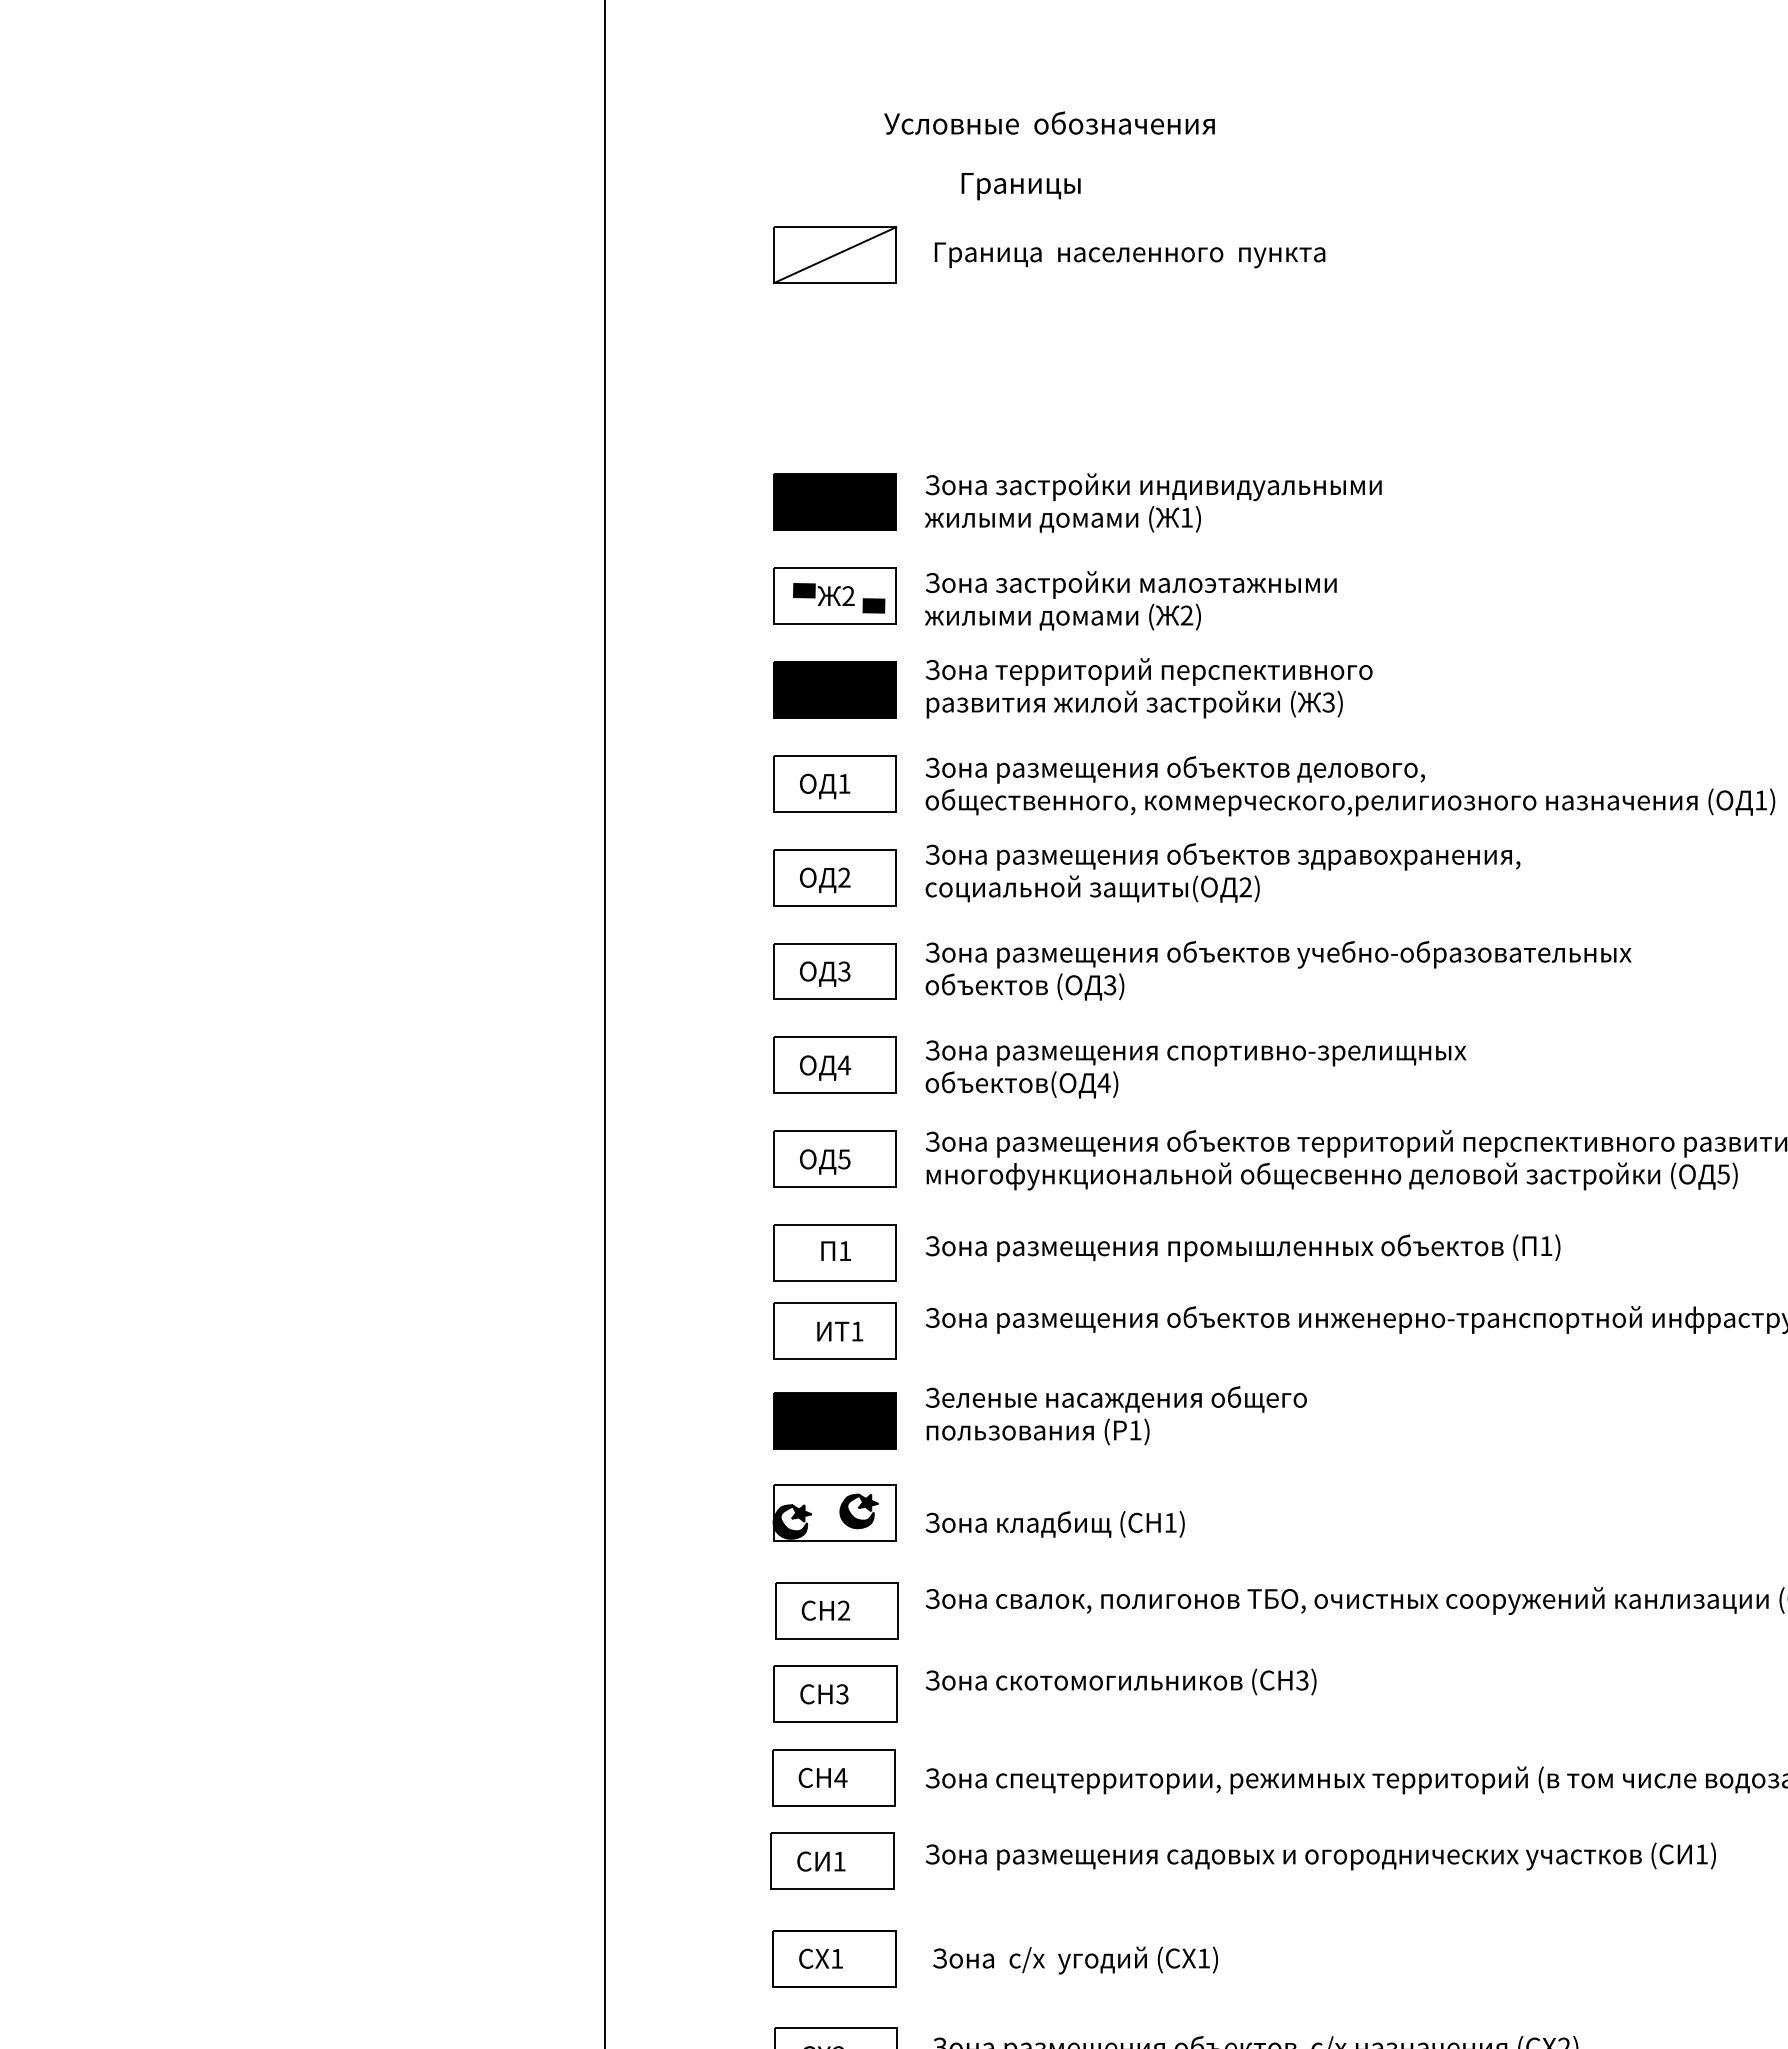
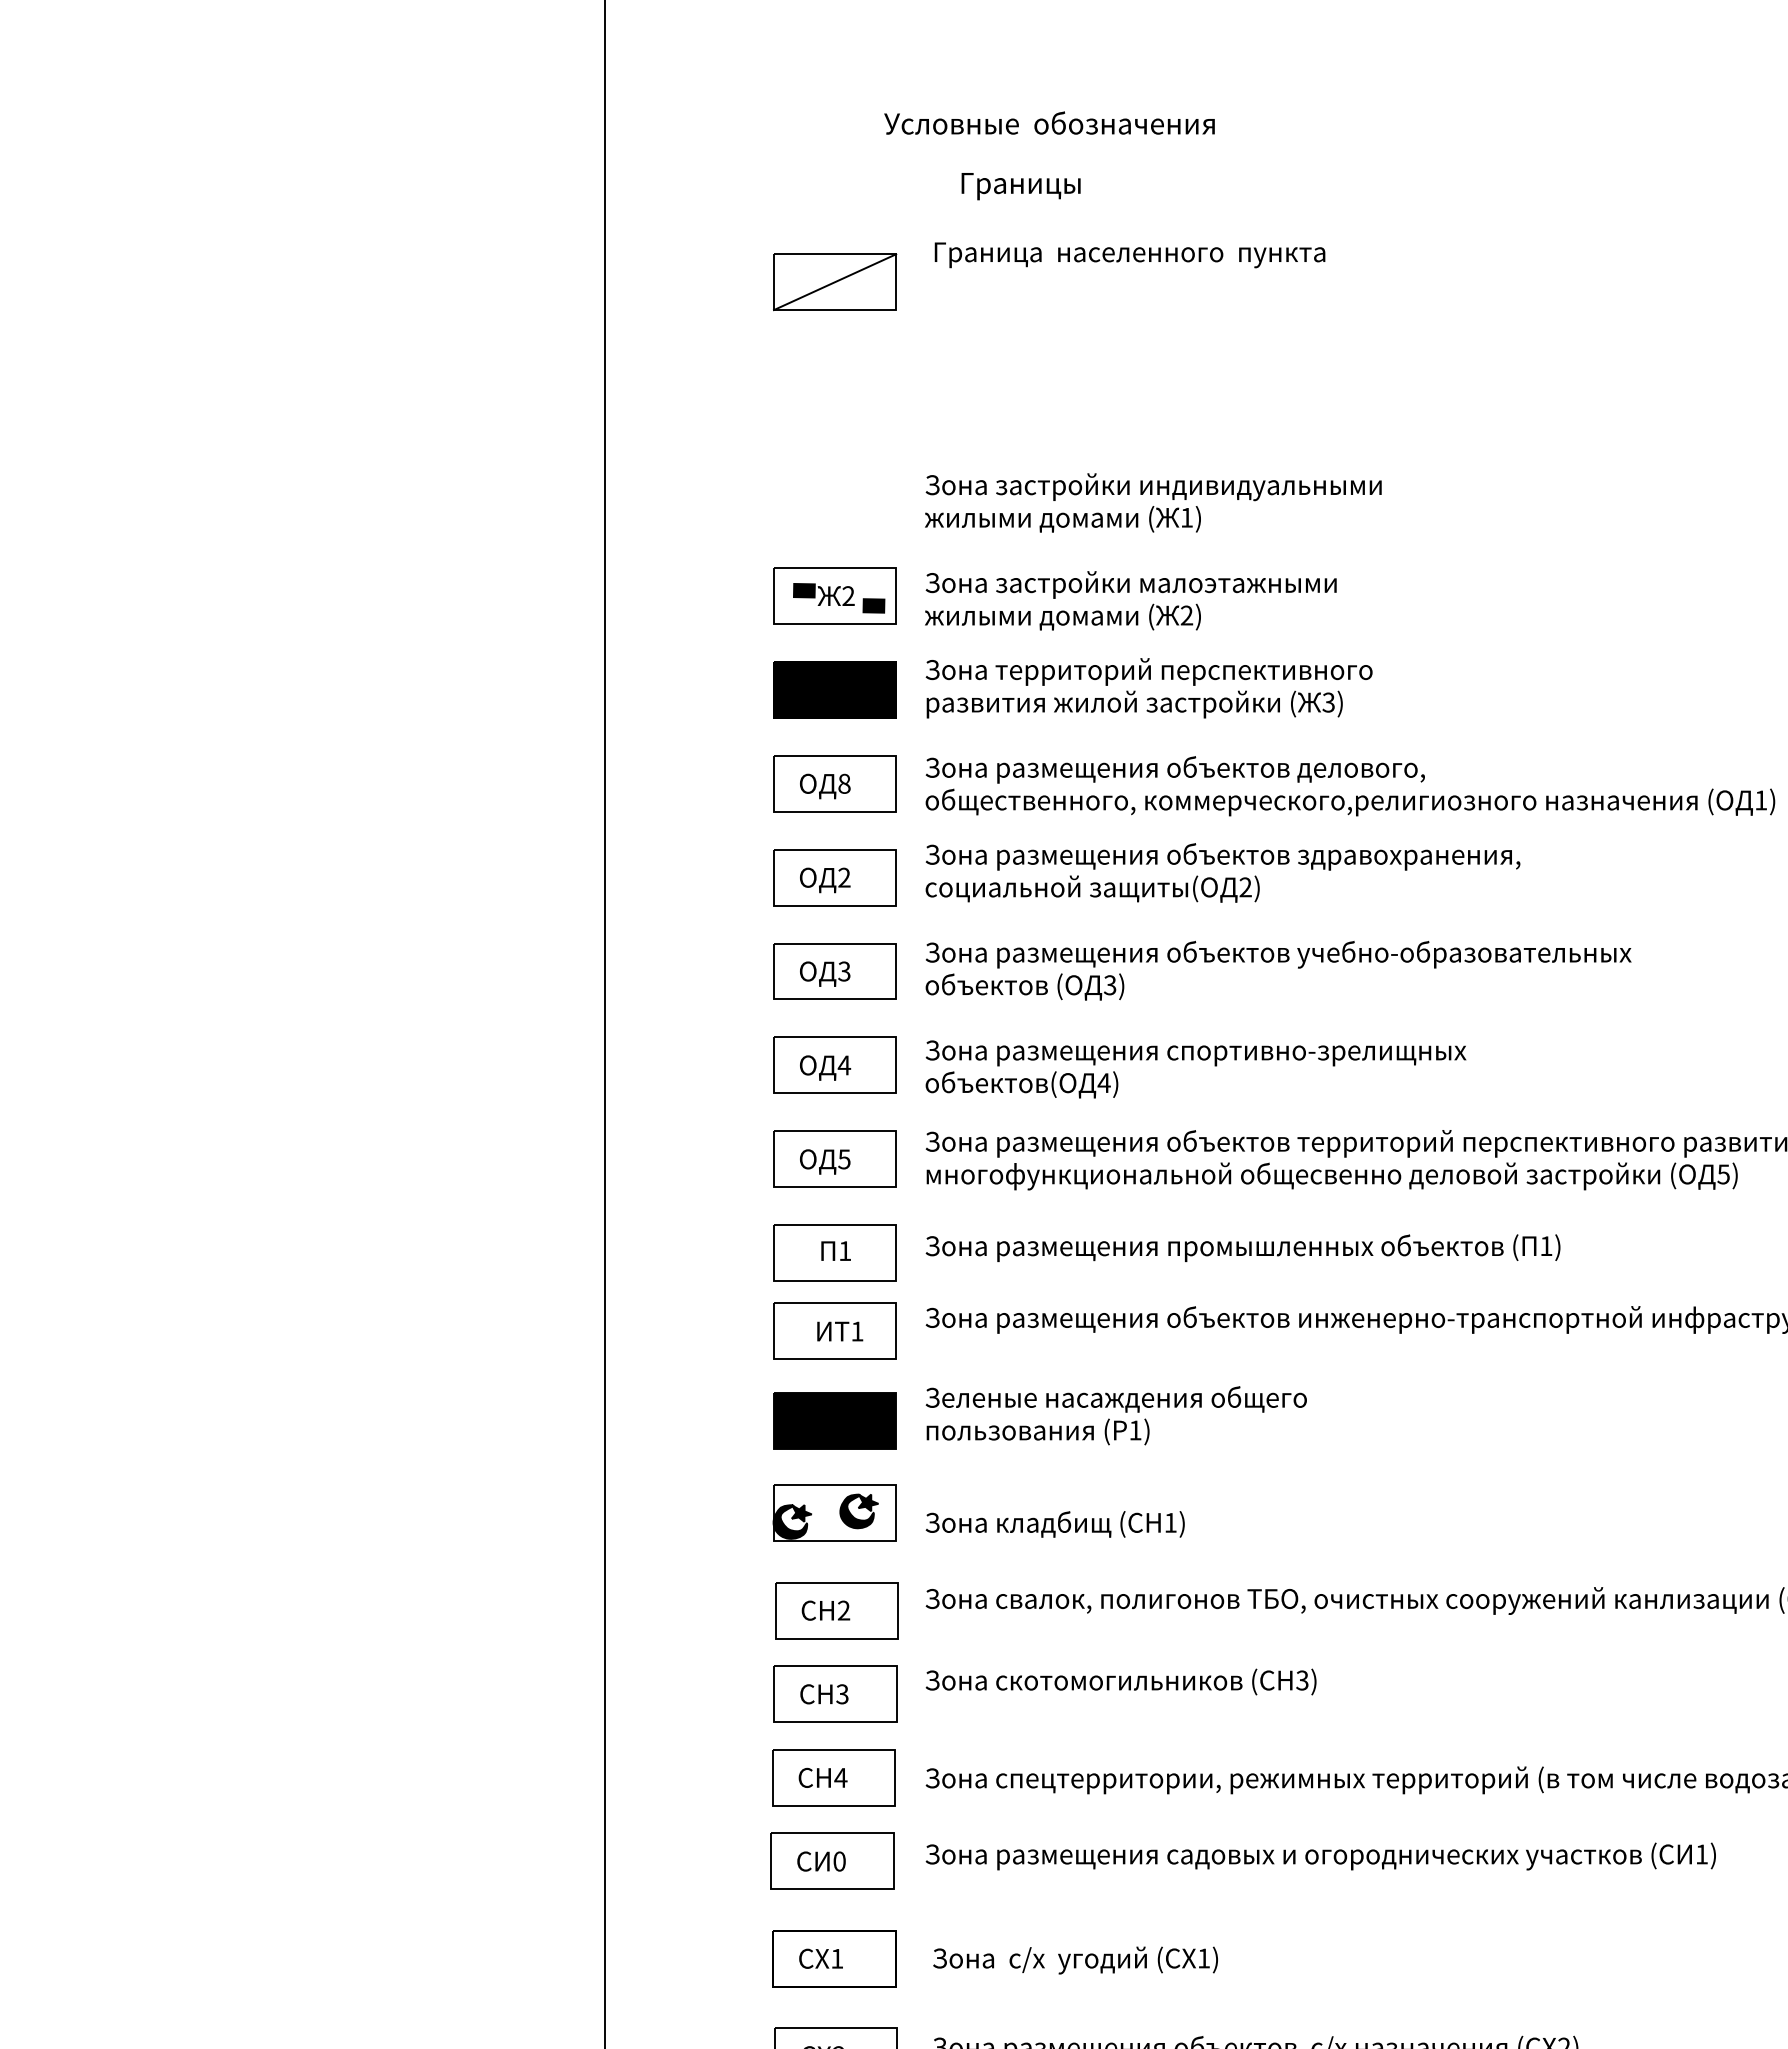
part position: (835, 255) -> (835, 282) (835, 282)
part: present -> none (834, 501)
text: 1 -> 8 (844, 783)
text: 1 -> 0 (839, 1861)
